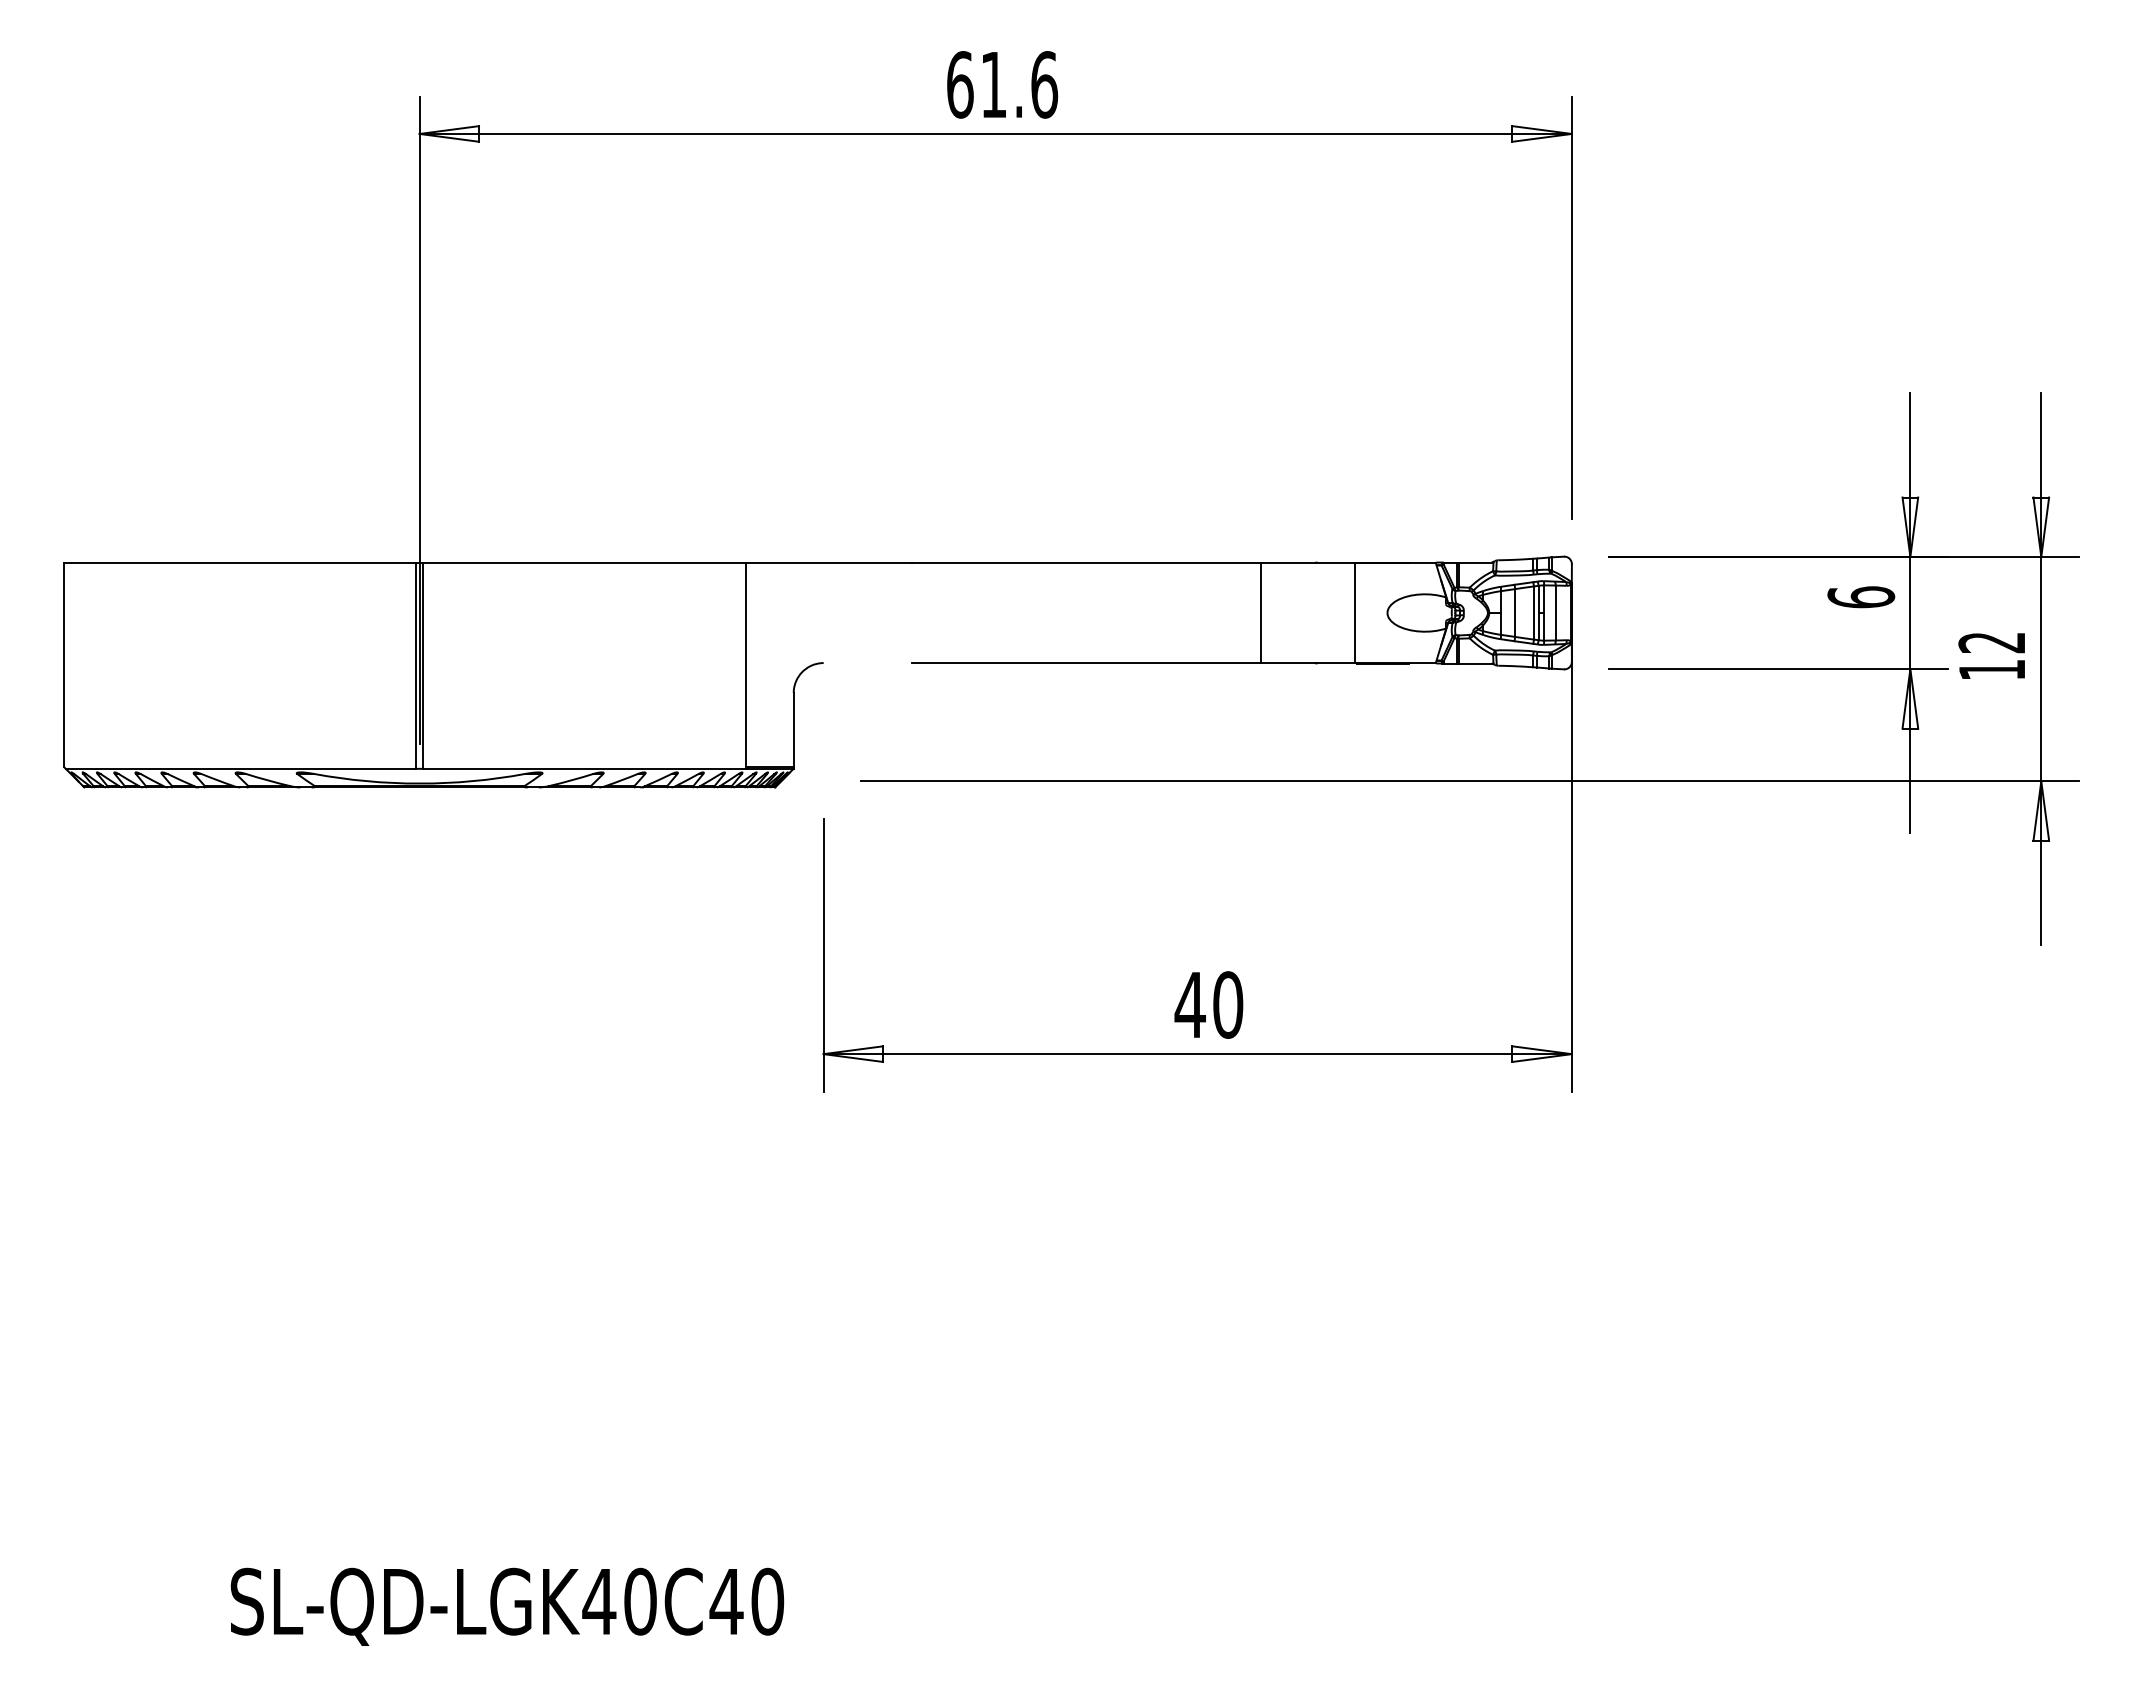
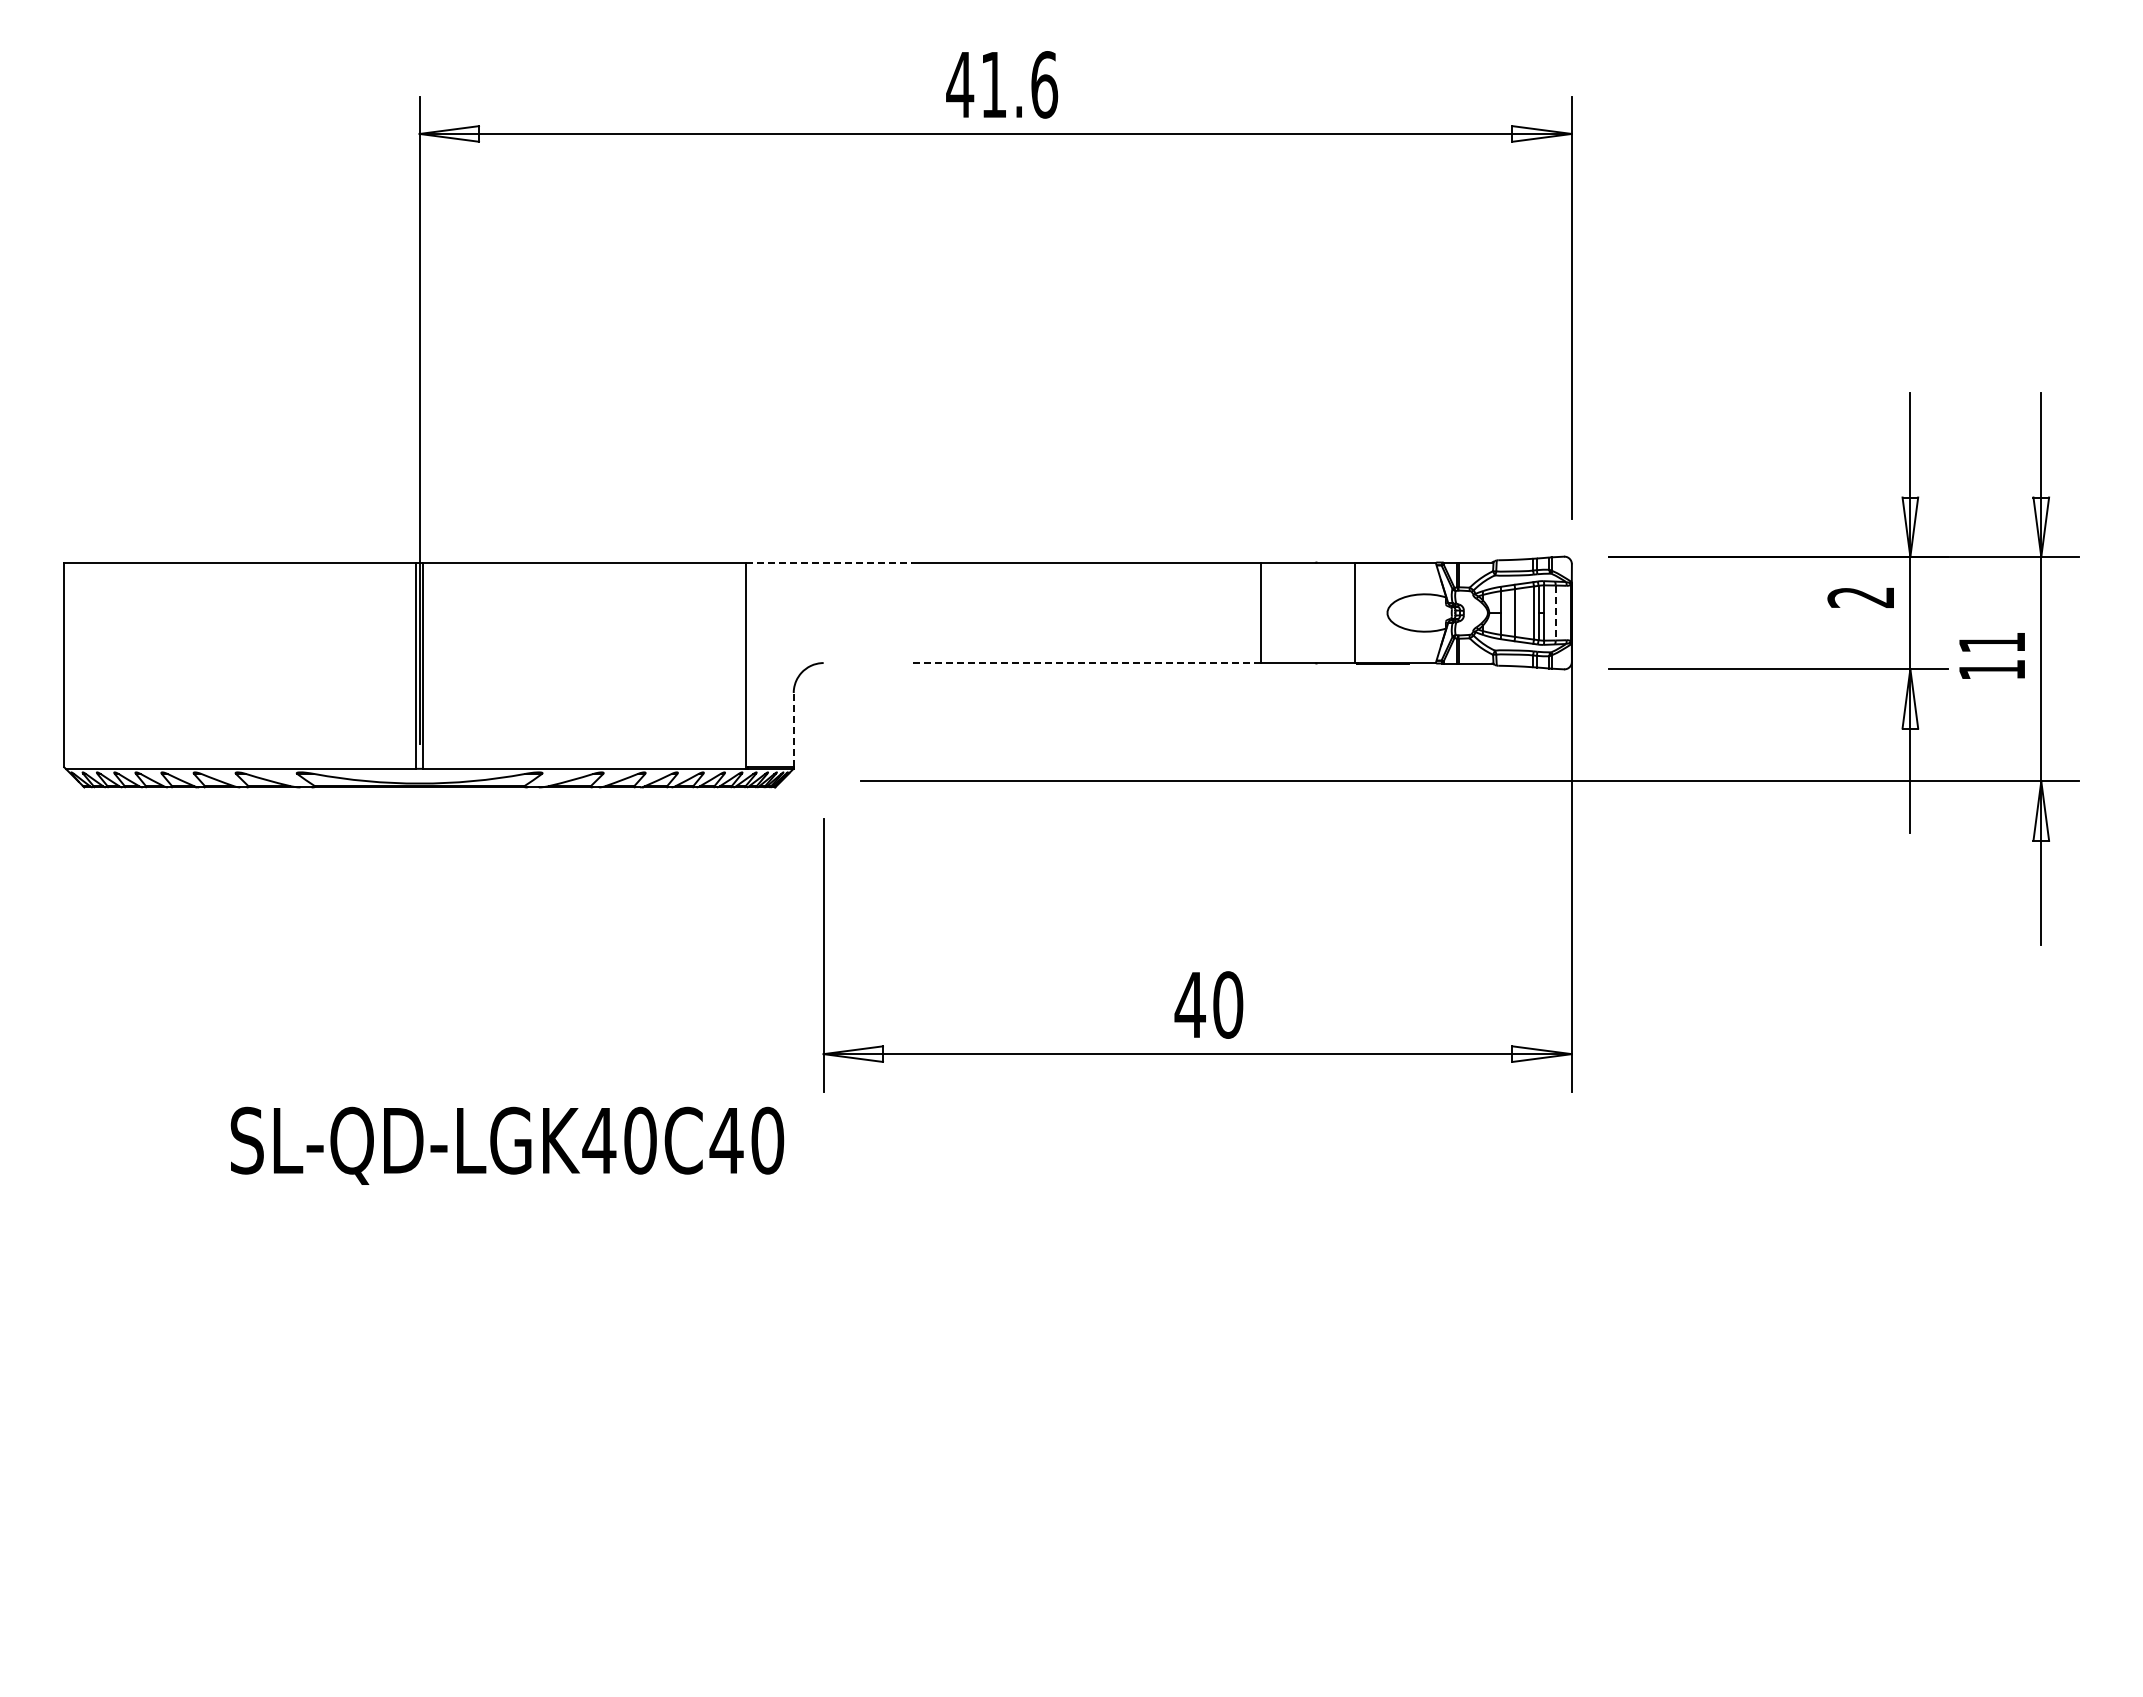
text: 61.6 -> 41.6 (960, 84)
line: solid -> dashed (829, 562)
text: 6 -> 2 (1861, 597)
line: solid -> dashed (1555, 613)
text: 12 -> 11 (1991, 643)
line: solid -> dashed (1086, 663)
line: solid -> dashed (793, 729)
text position: (507, 1606) -> (507, 1145) (507, 1145)
